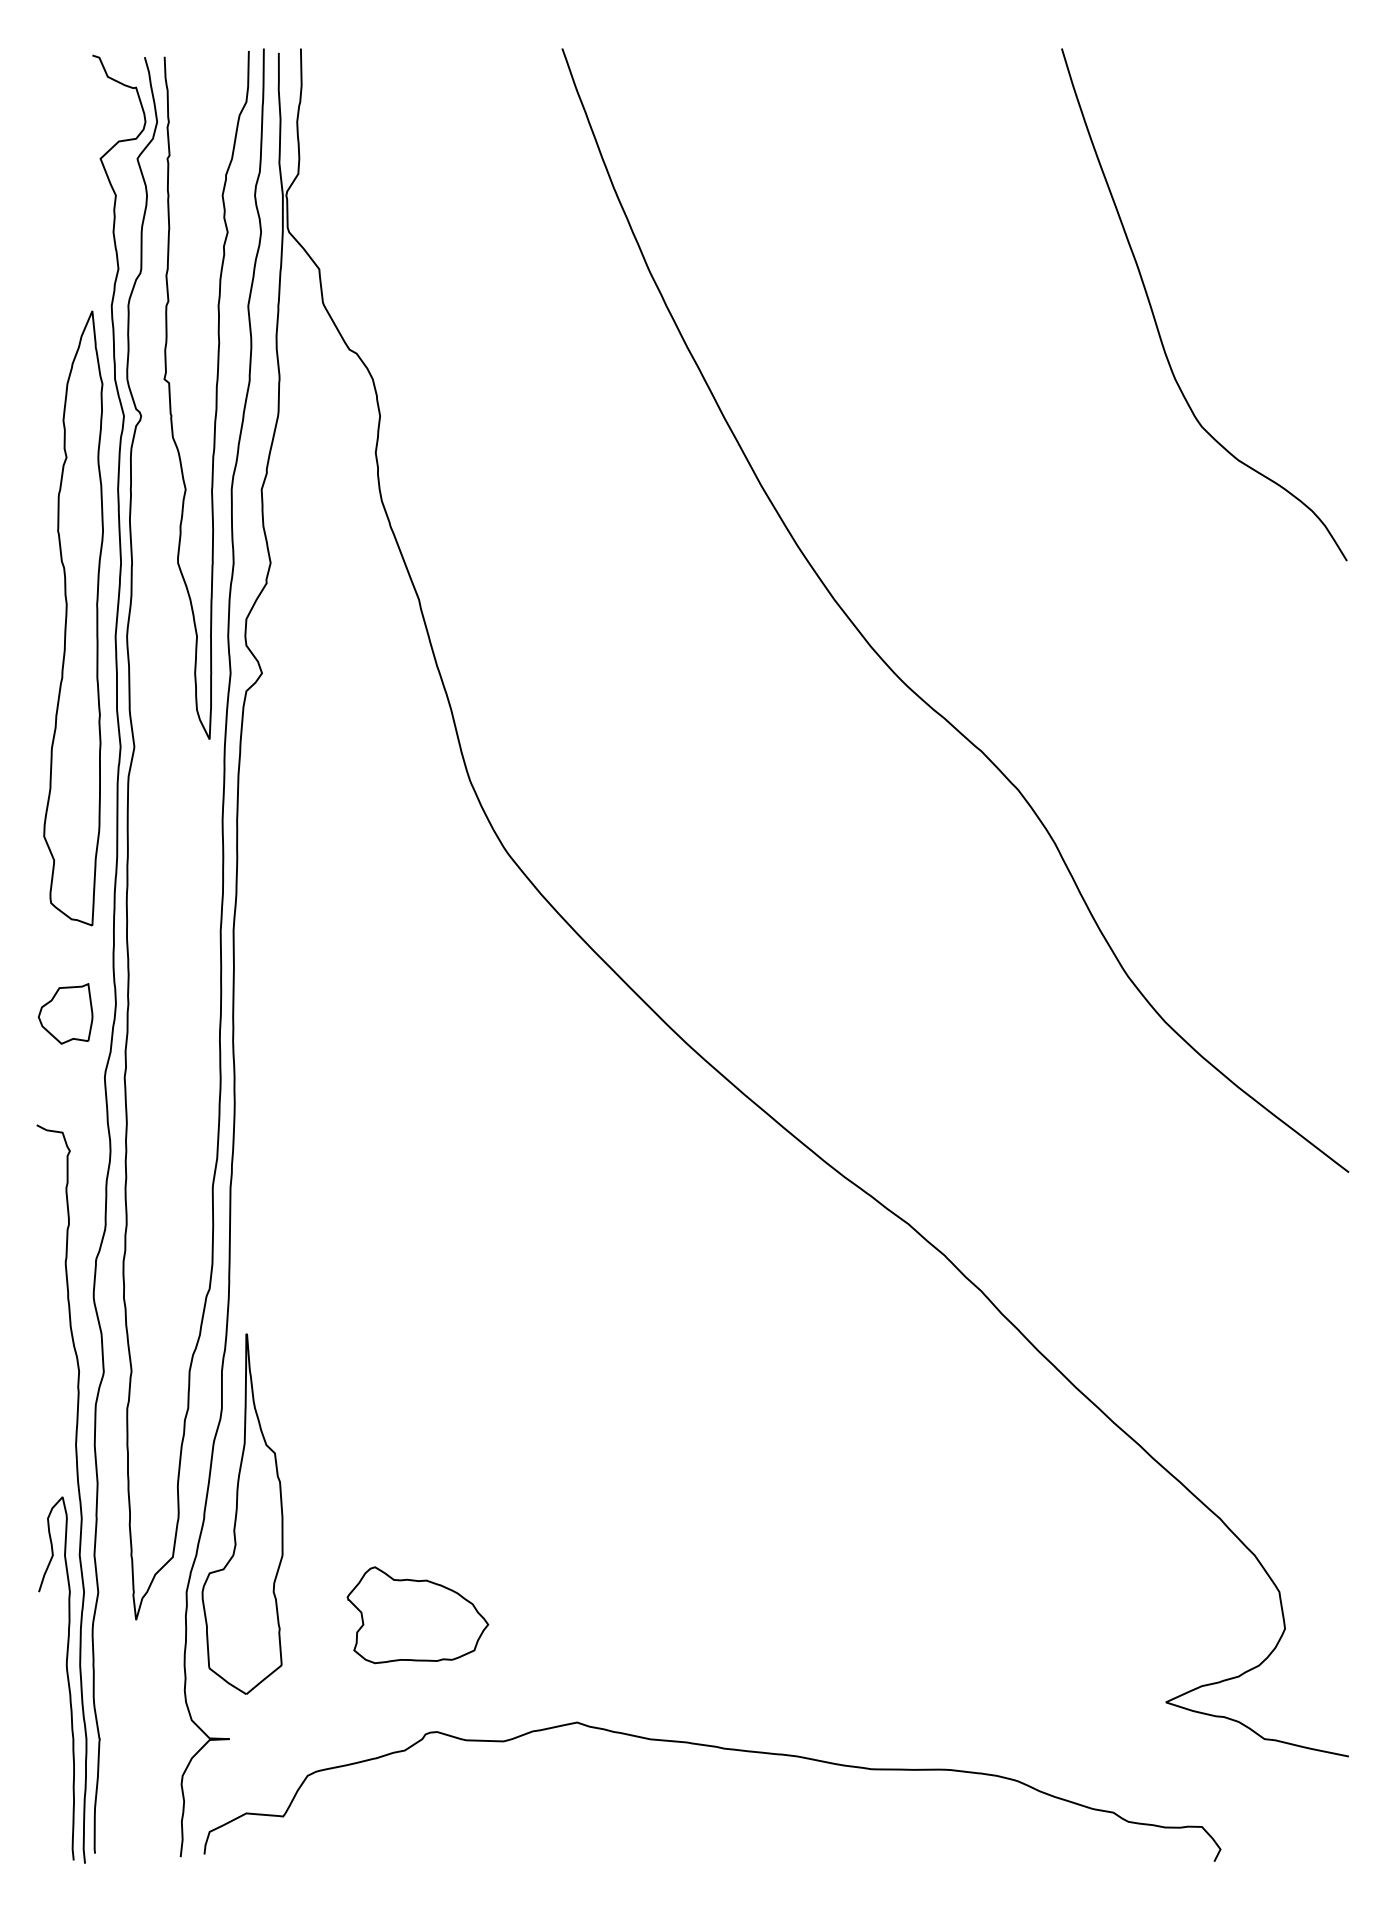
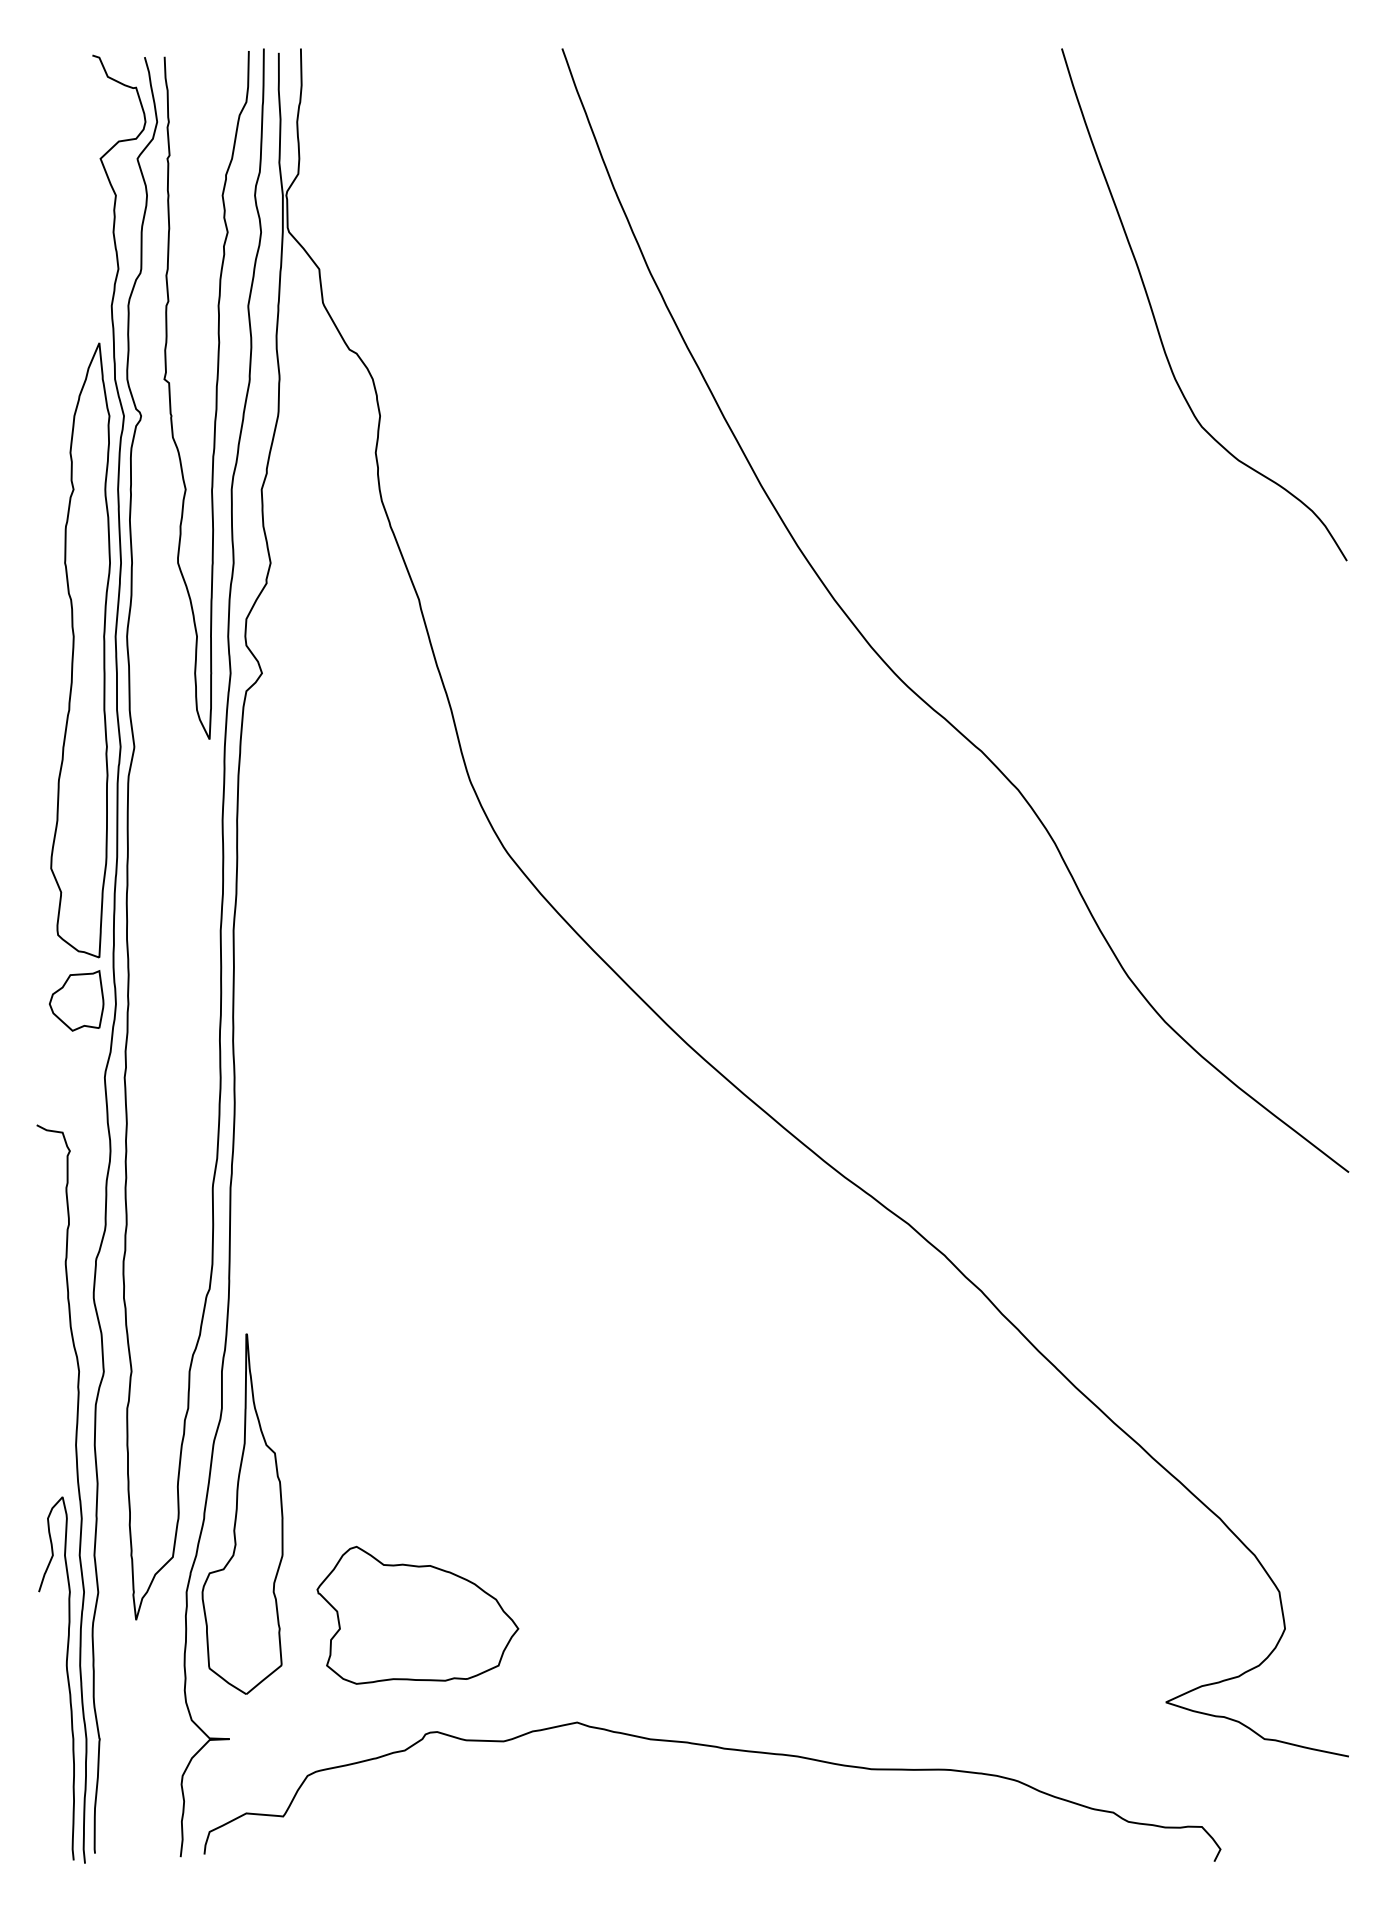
part position: (73, 618) -> (80, 650) (80, 650)
part position: (65, 1013) -> (76, 1000) (76, 1000)
part size: 144x99 px -> 204x140 px (417, 1614)
